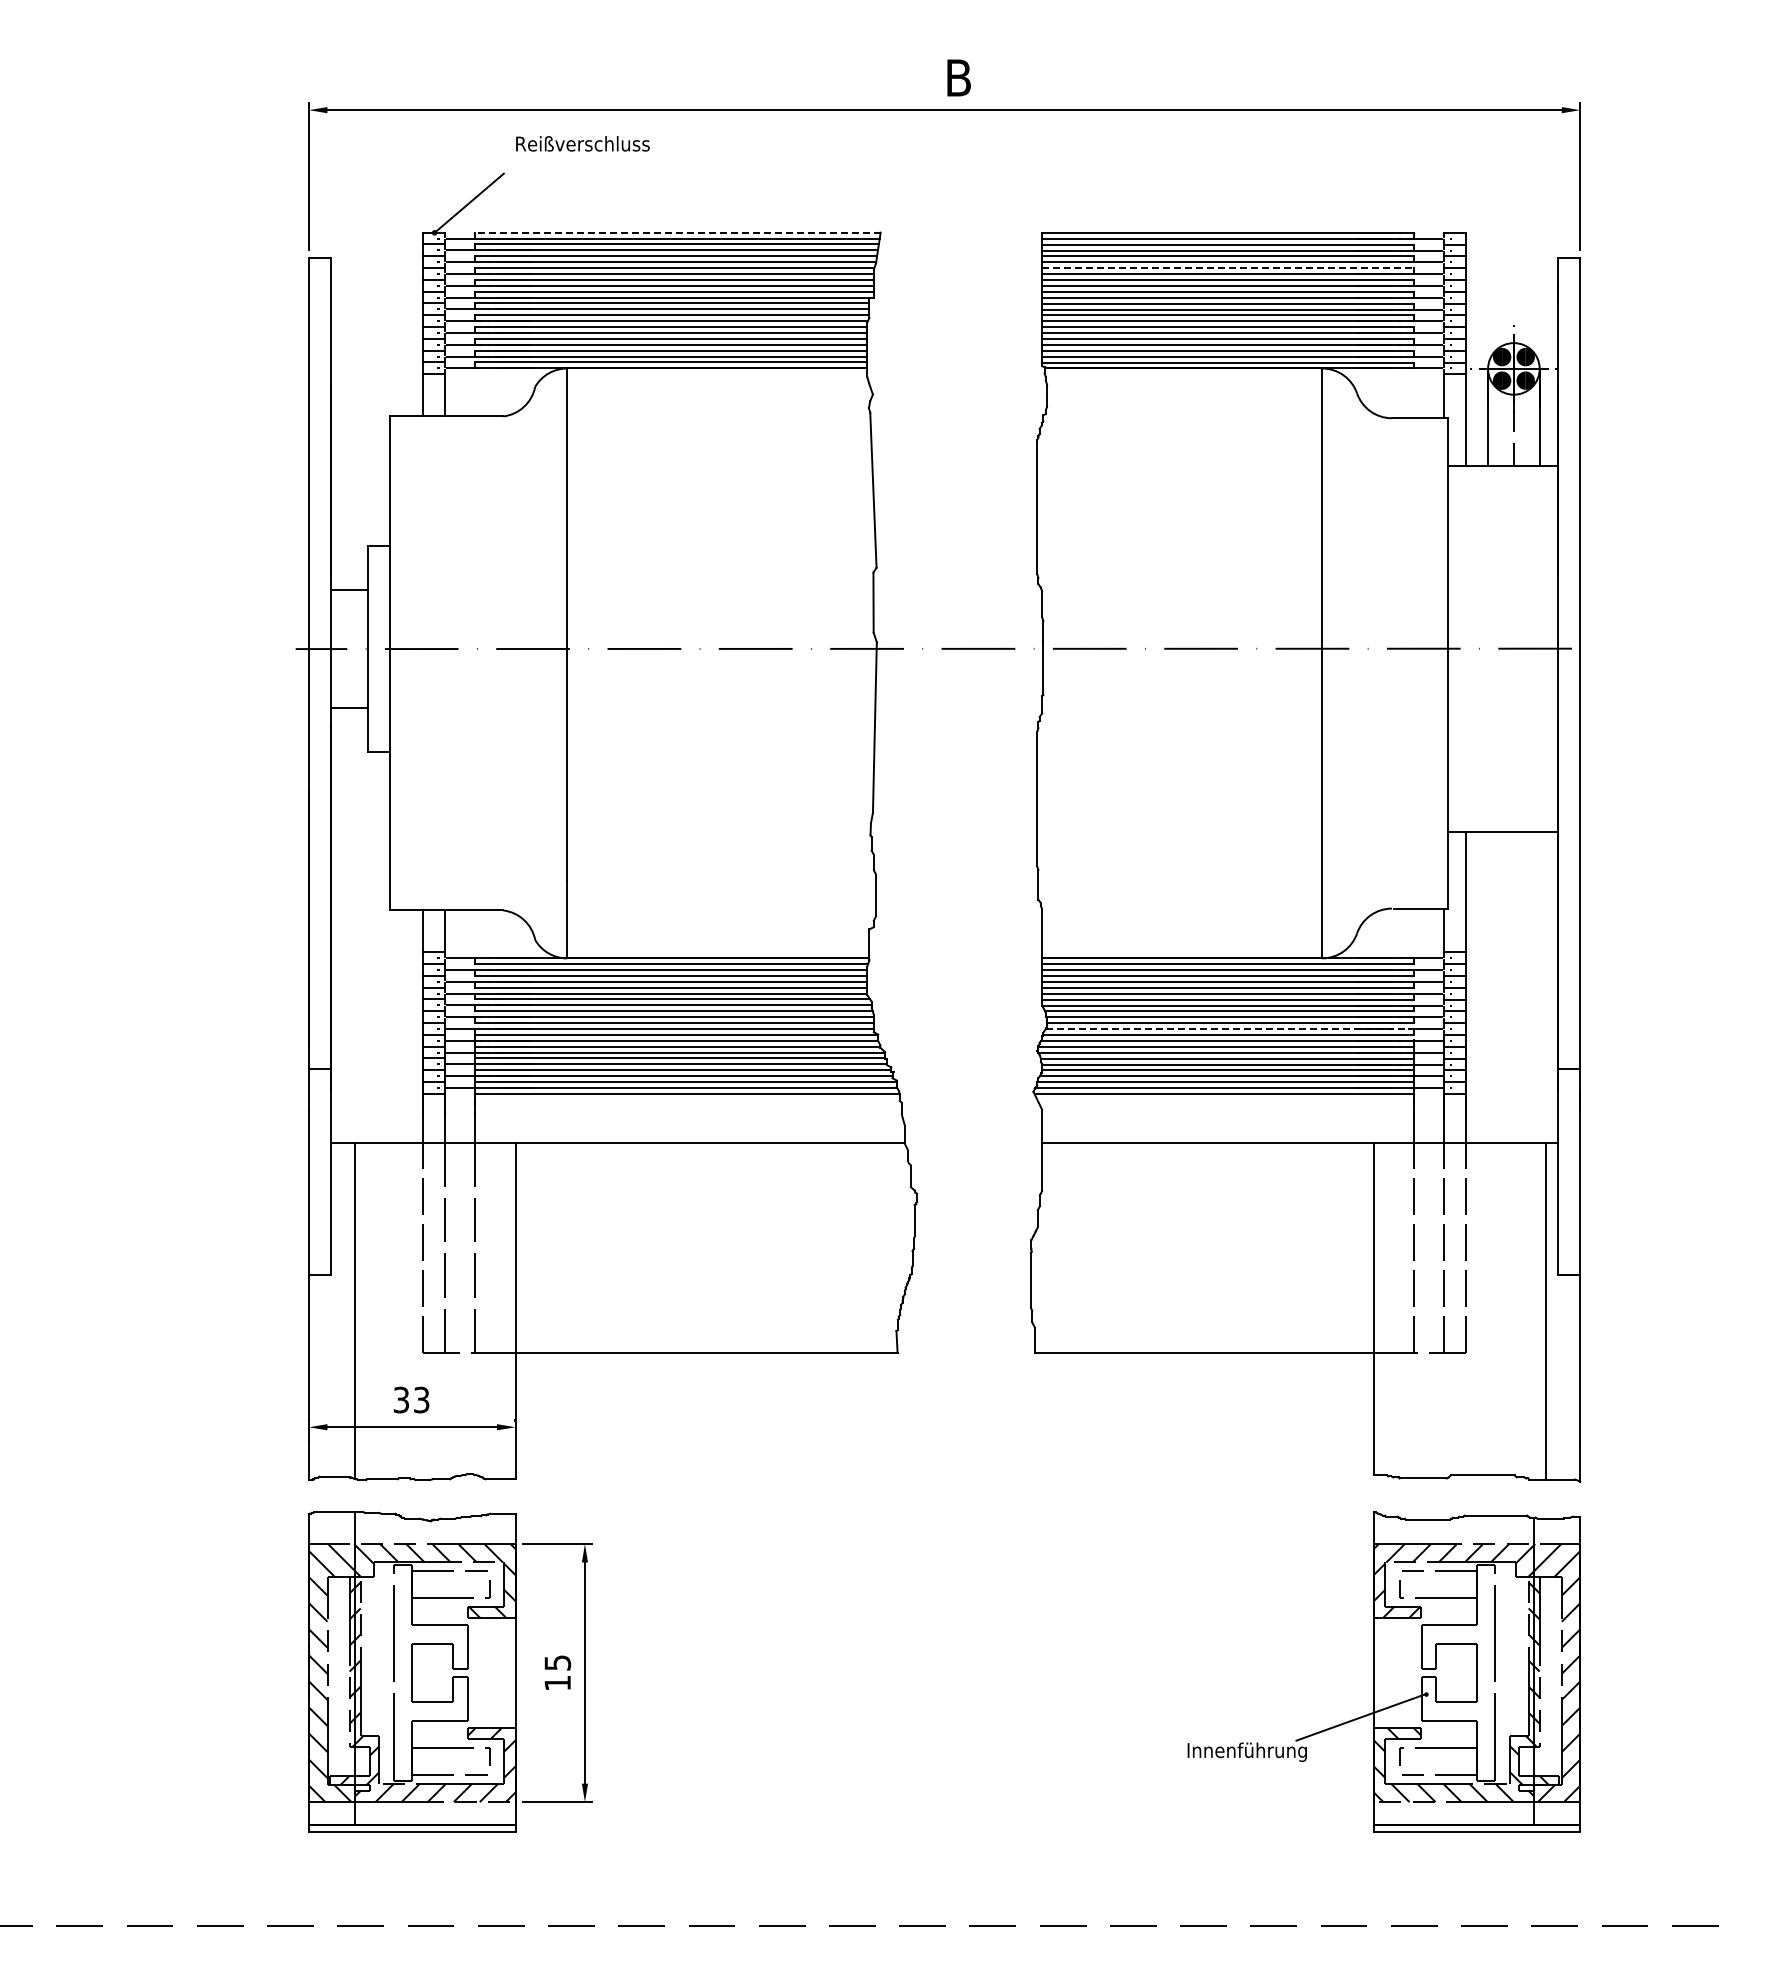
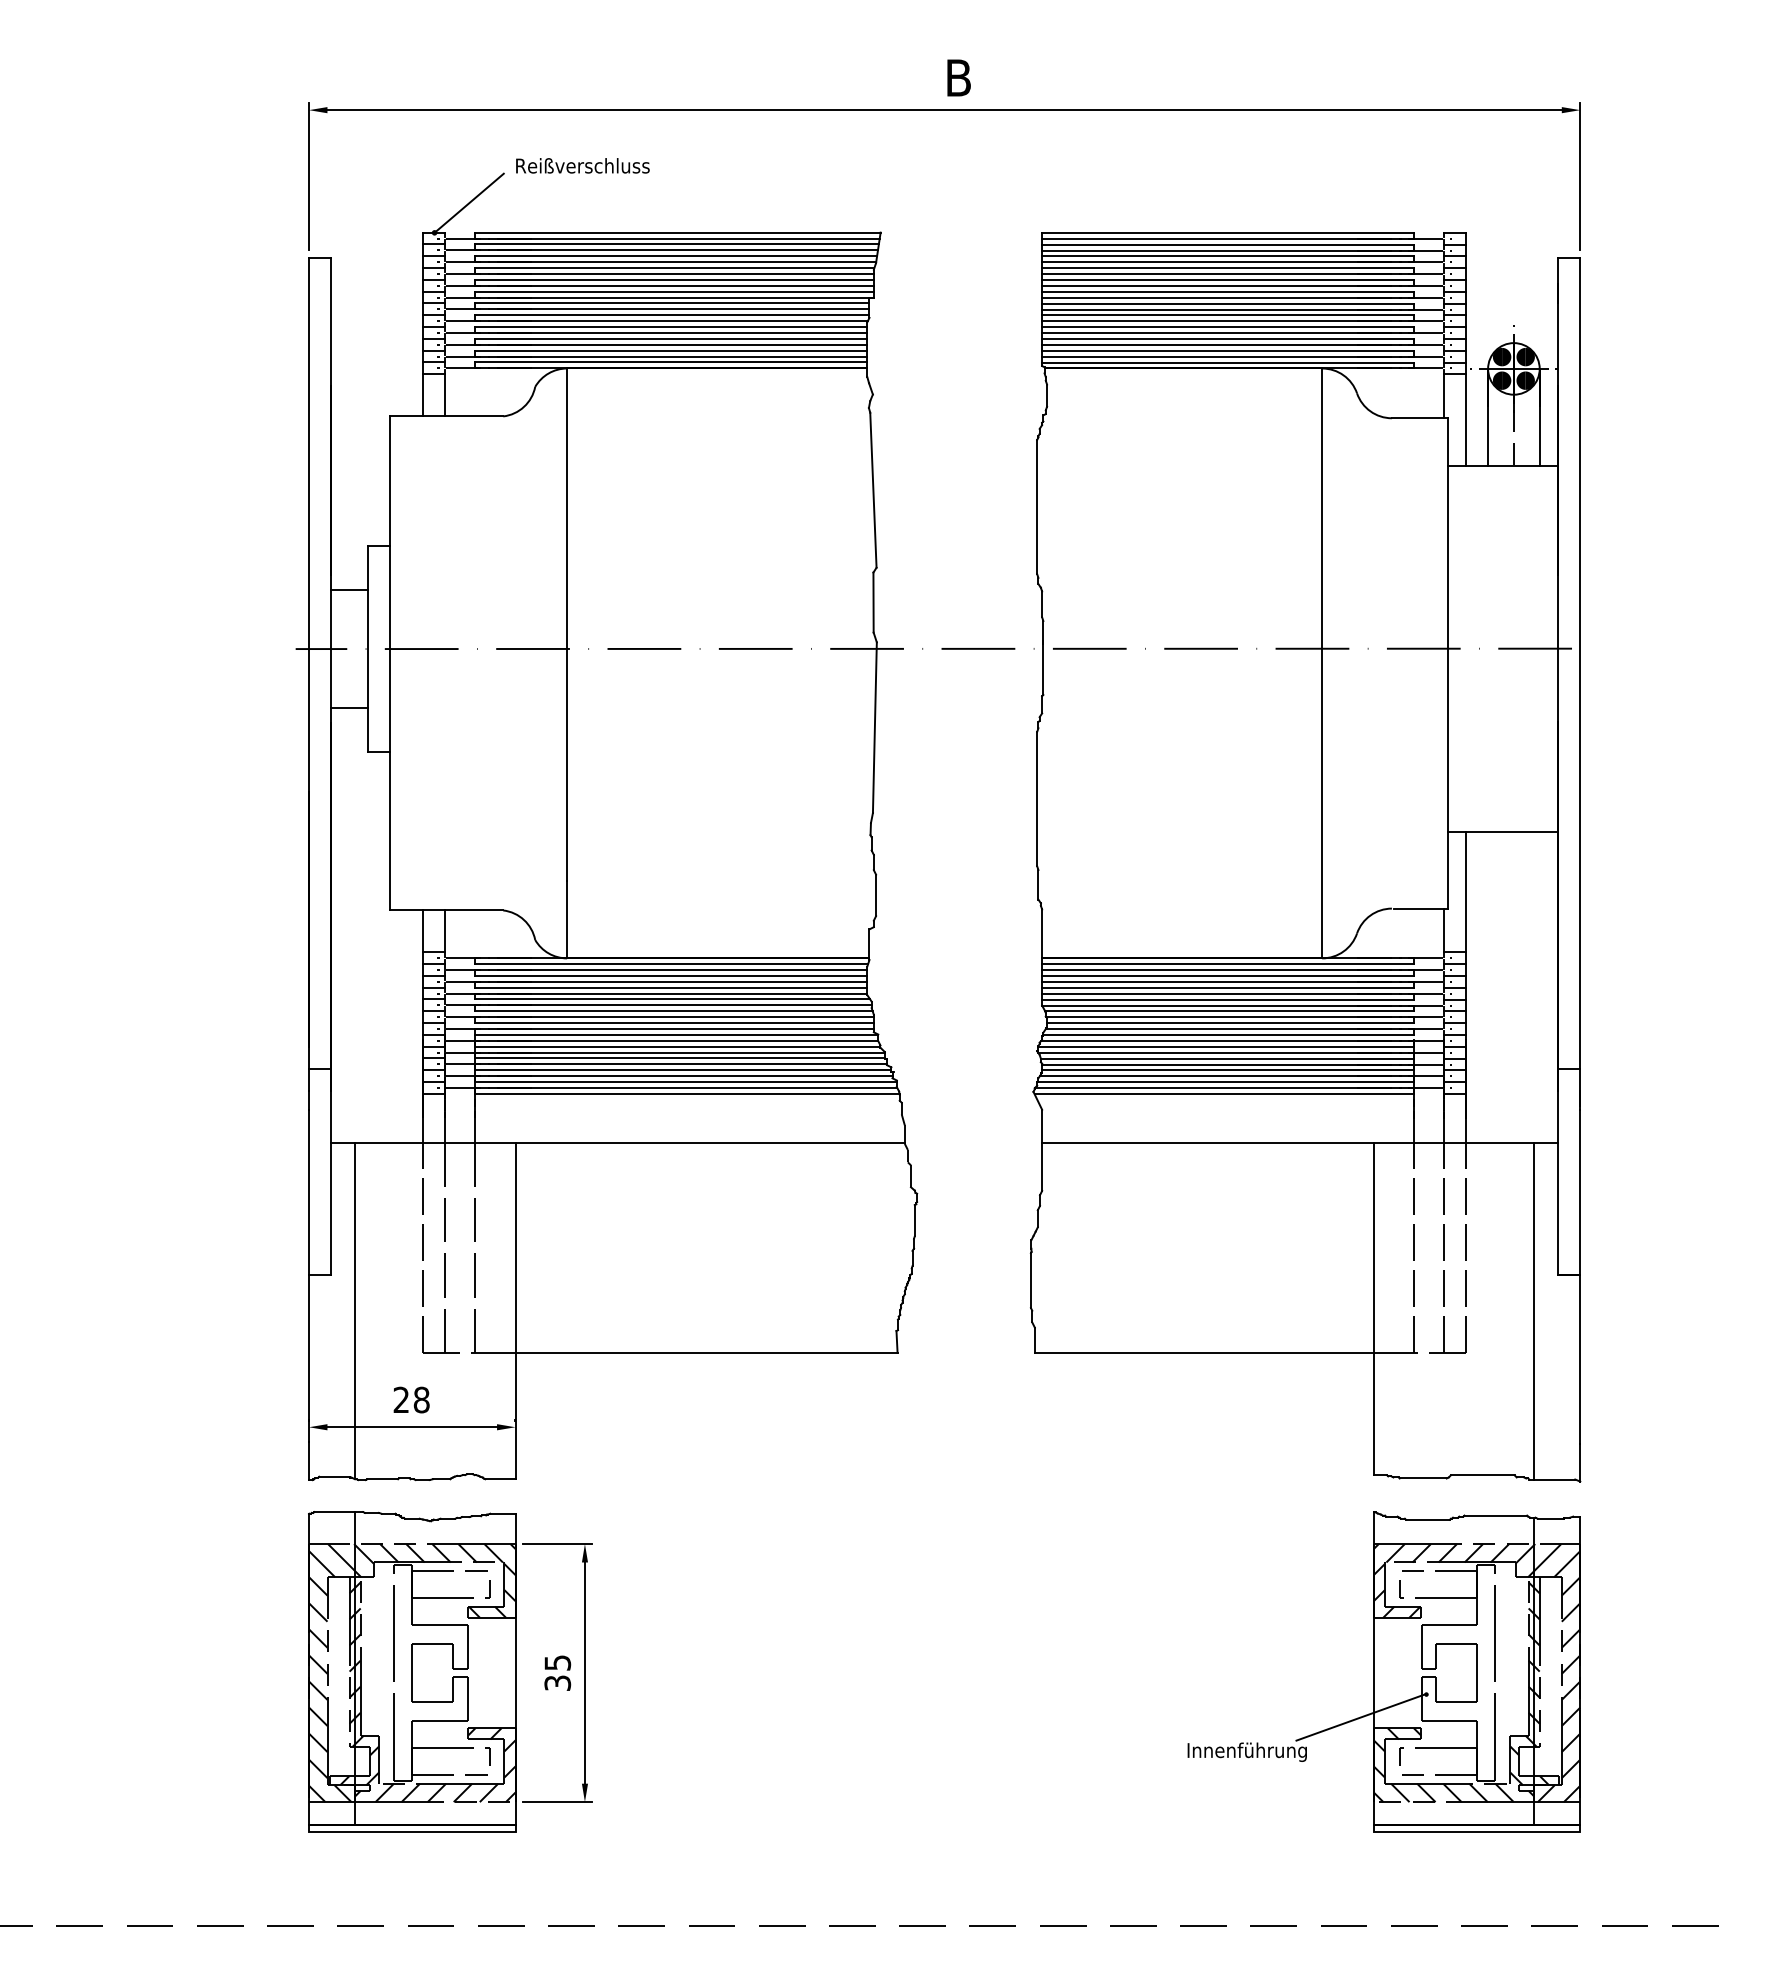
text position: (582, 143) -> (582, 165) (582, 165)
line: dashed -> solid (677, 232)
line: dashed -> solid (1228, 268)
line: dashed -> solid (1230, 1029)
line position: (1546, 1310) -> (1534, 1310) (1534, 1310)
text: 33 -> 28 (411, 1399)
text: 15 -> 35 (557, 1682)
